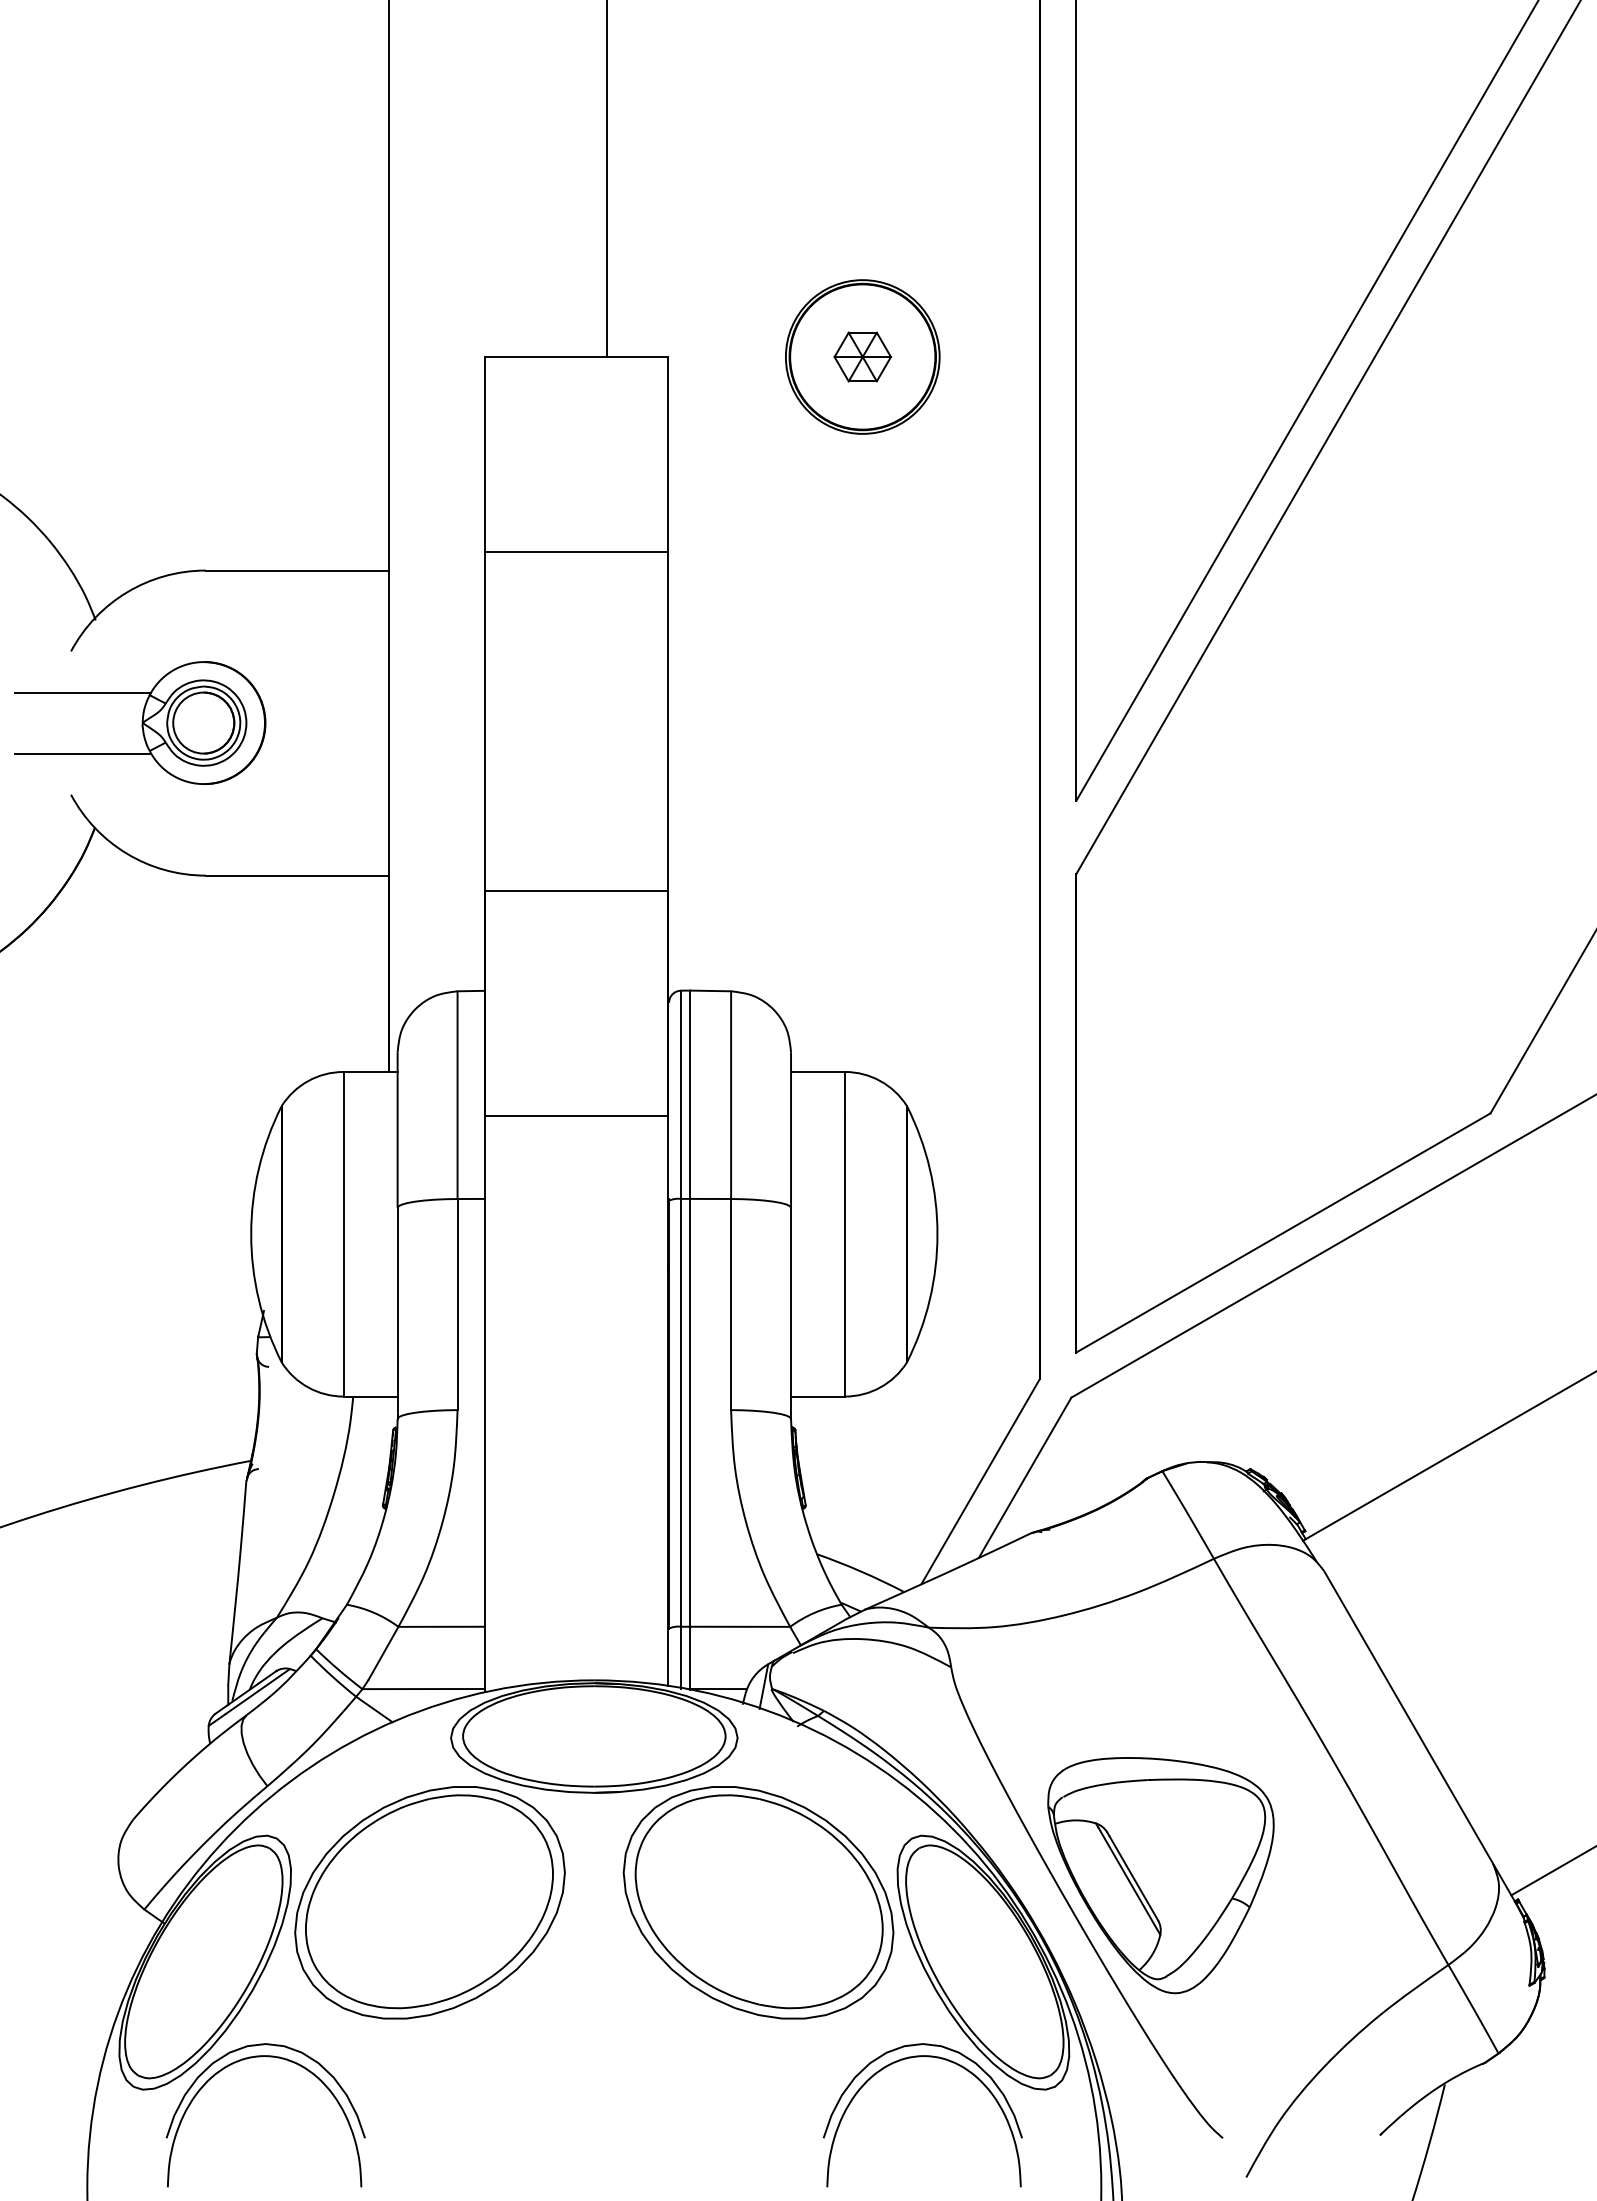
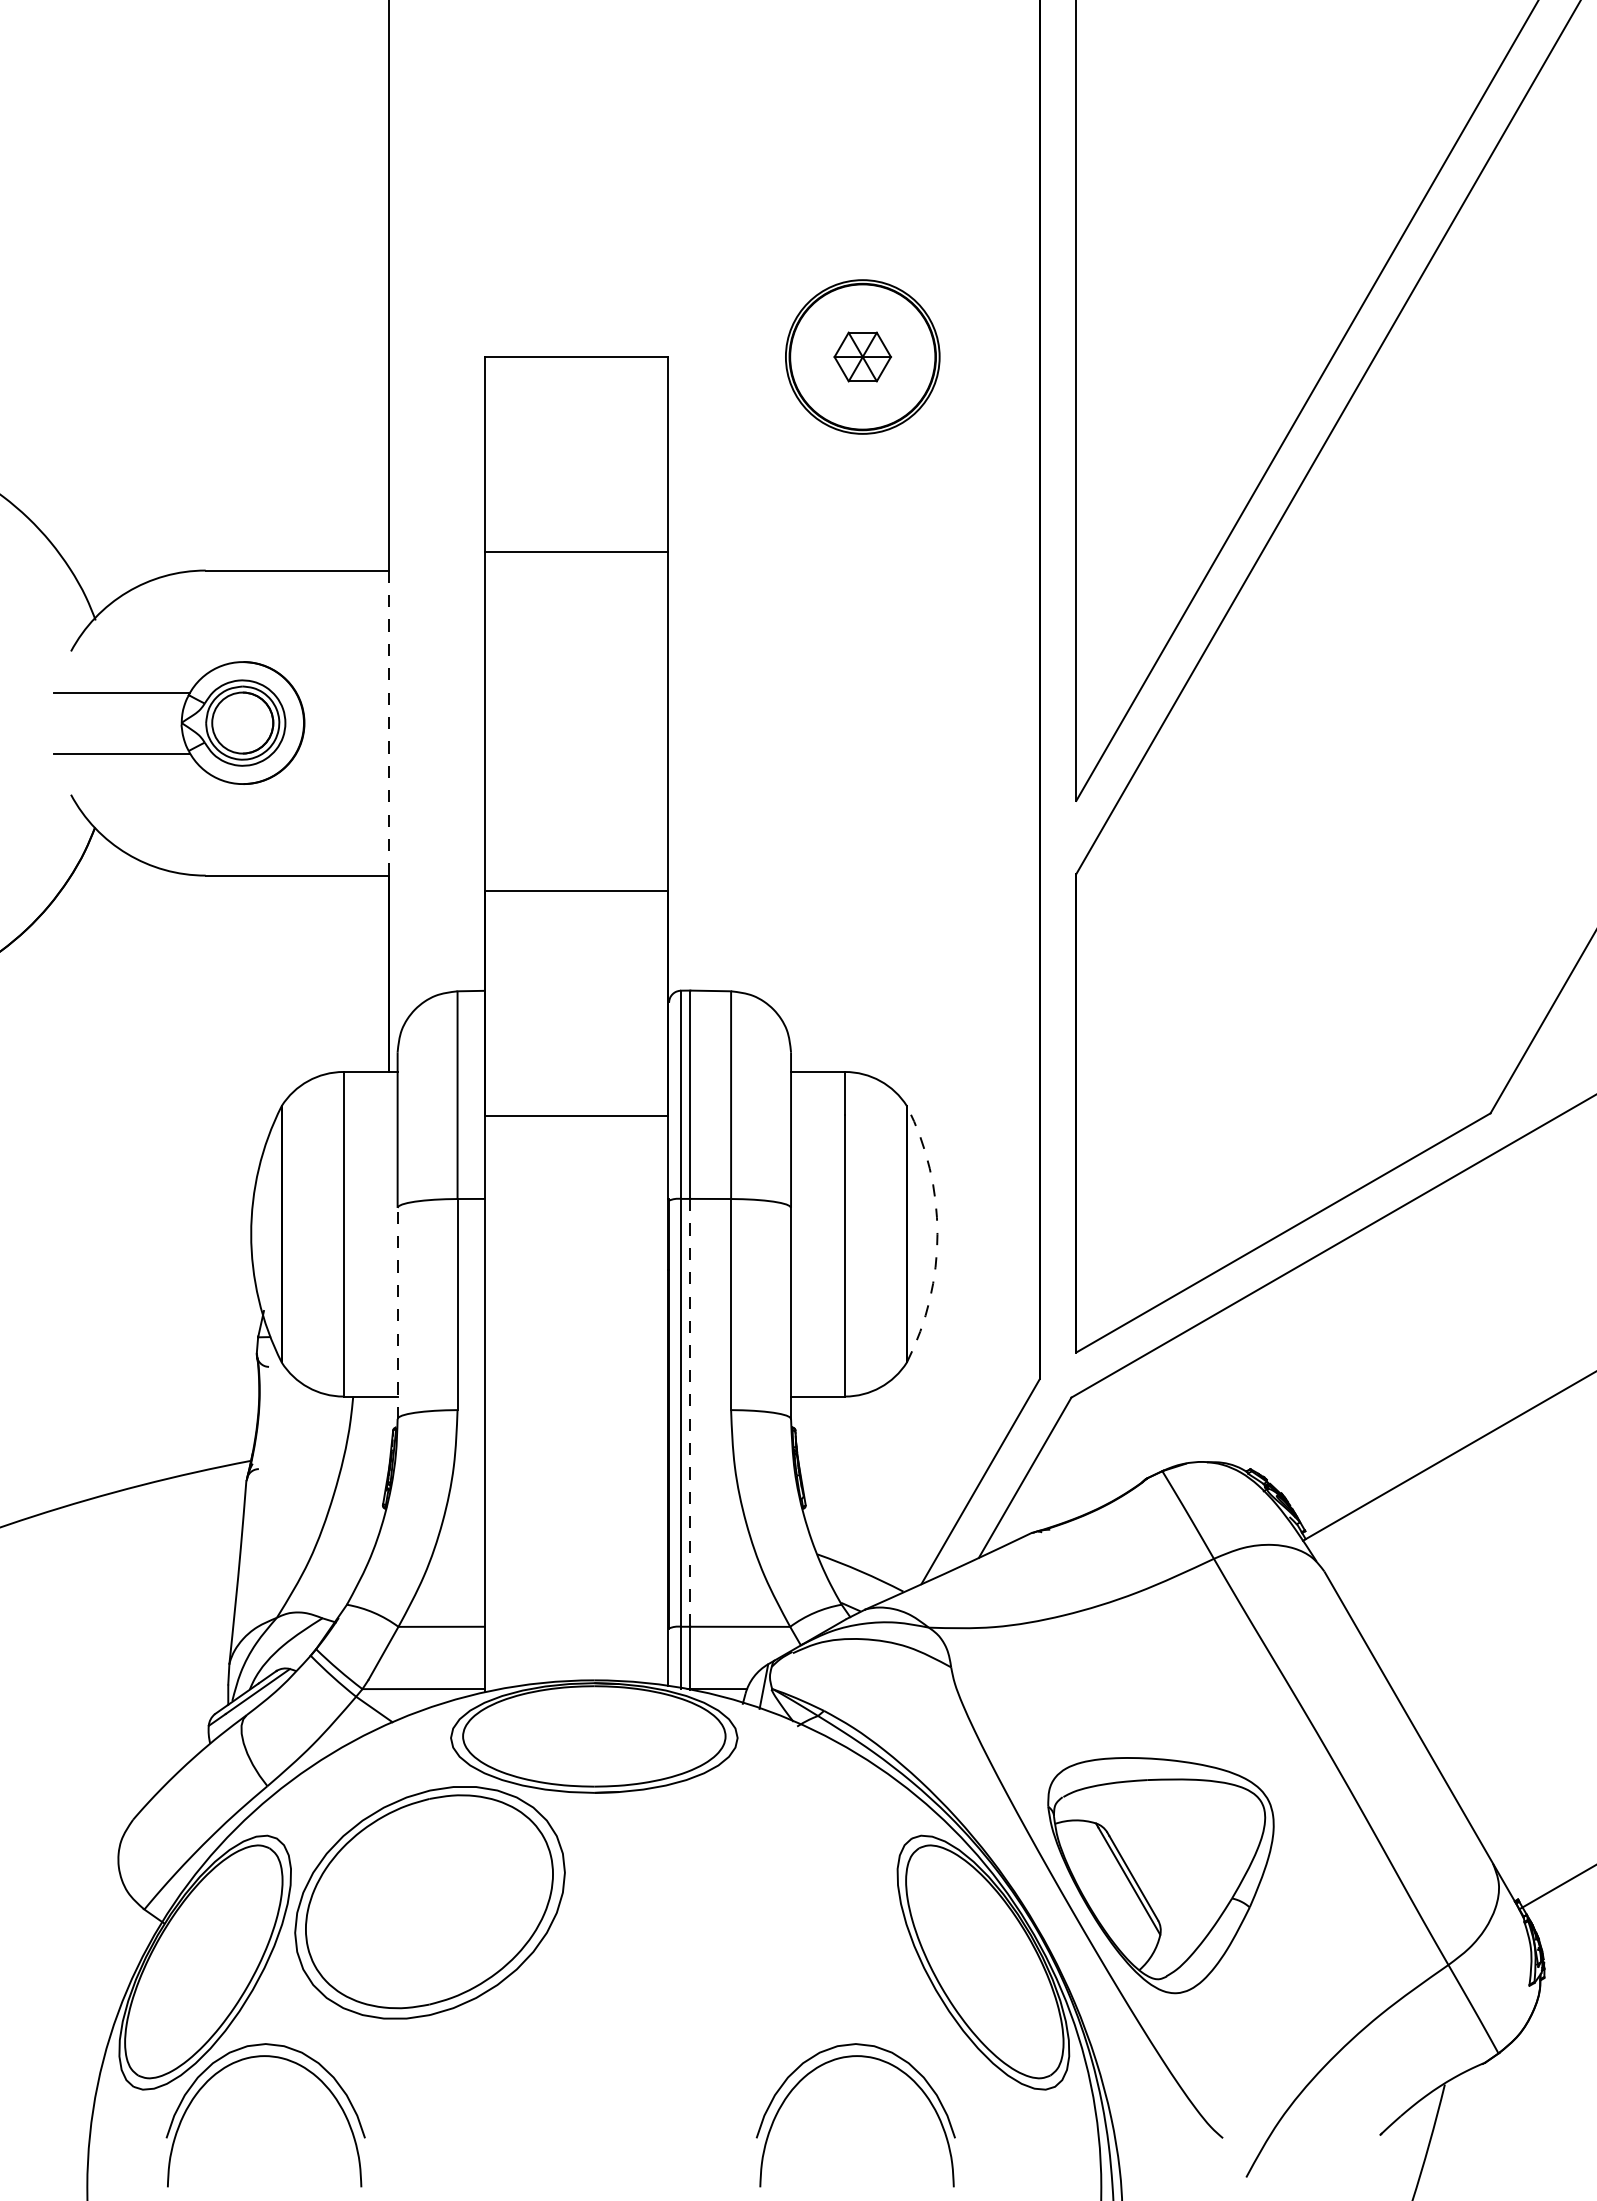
line: present -> none (606, 179)
part position: (140, 722) -> (179, 722) (179, 722)
line: solid -> dashed (388, 723)
arc: solid -> dashed (937, 1234)
line: solid -> dashed (397, 1313)
line: solid -> dashed (690, 1412)
line position: (1552, 1871) -> (1556, 1887) (1556, 1887)
part: present -> none (758, 1902)
part position: (920, 2057) -> (853, 2057) (853, 2057)
